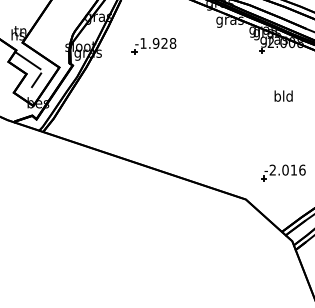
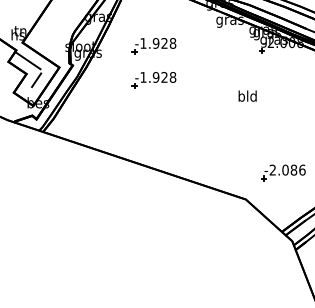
part: none -> present (153, 80)
text position: (283, 95) -> (247, 95) (247, 95)
text: -2.016 -> -2.086 (293, 169)
